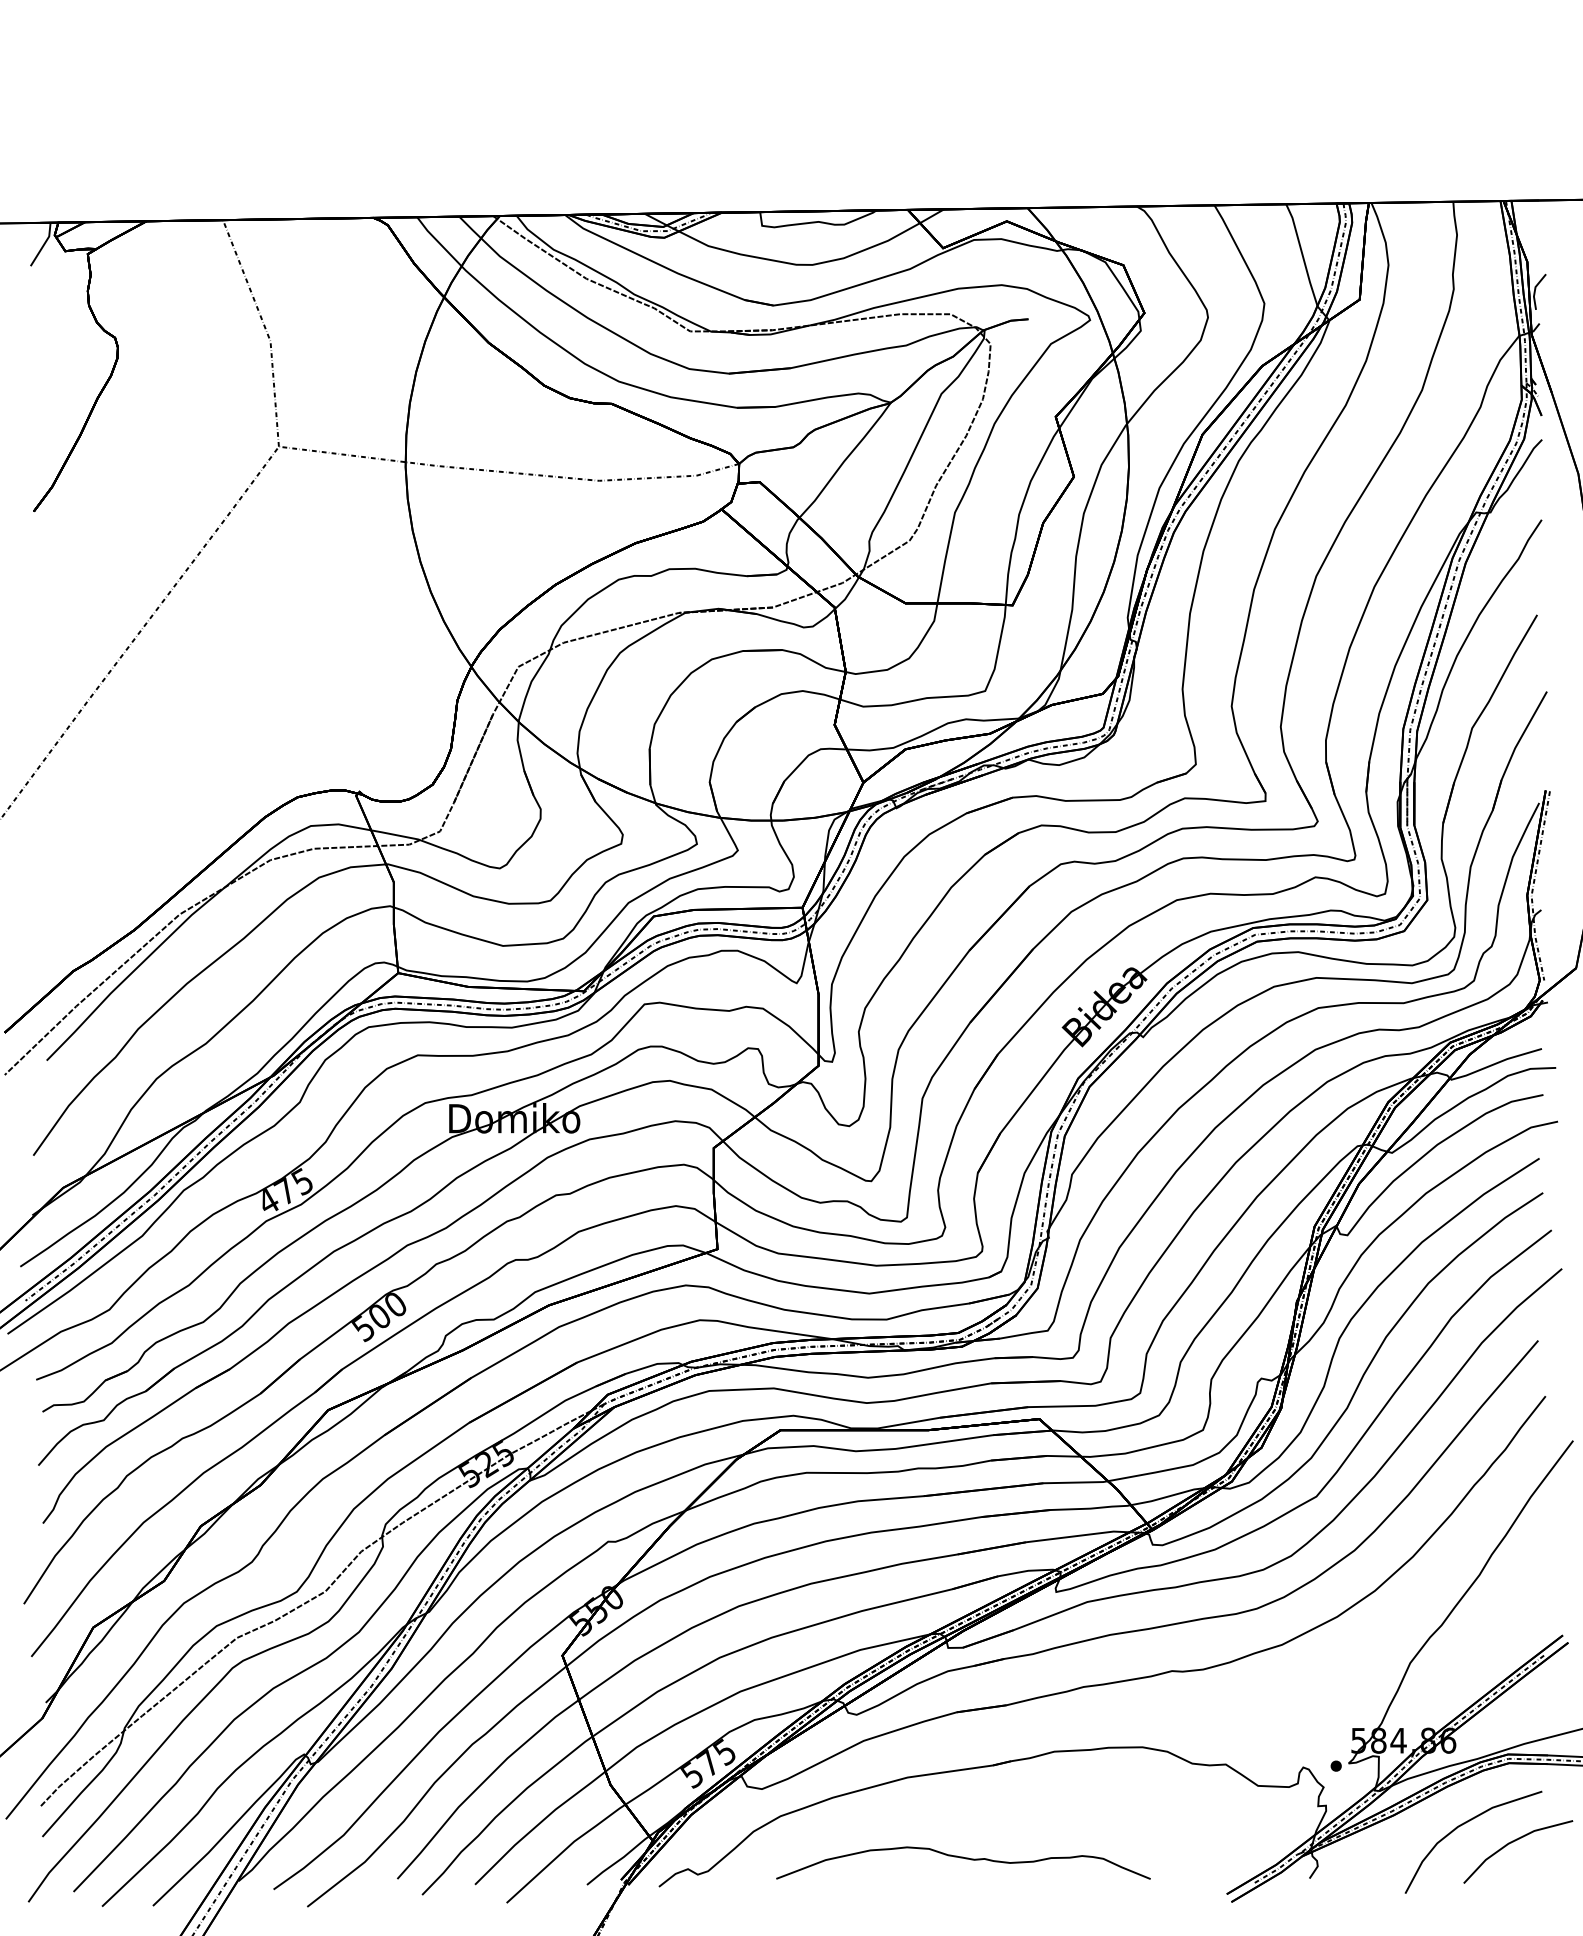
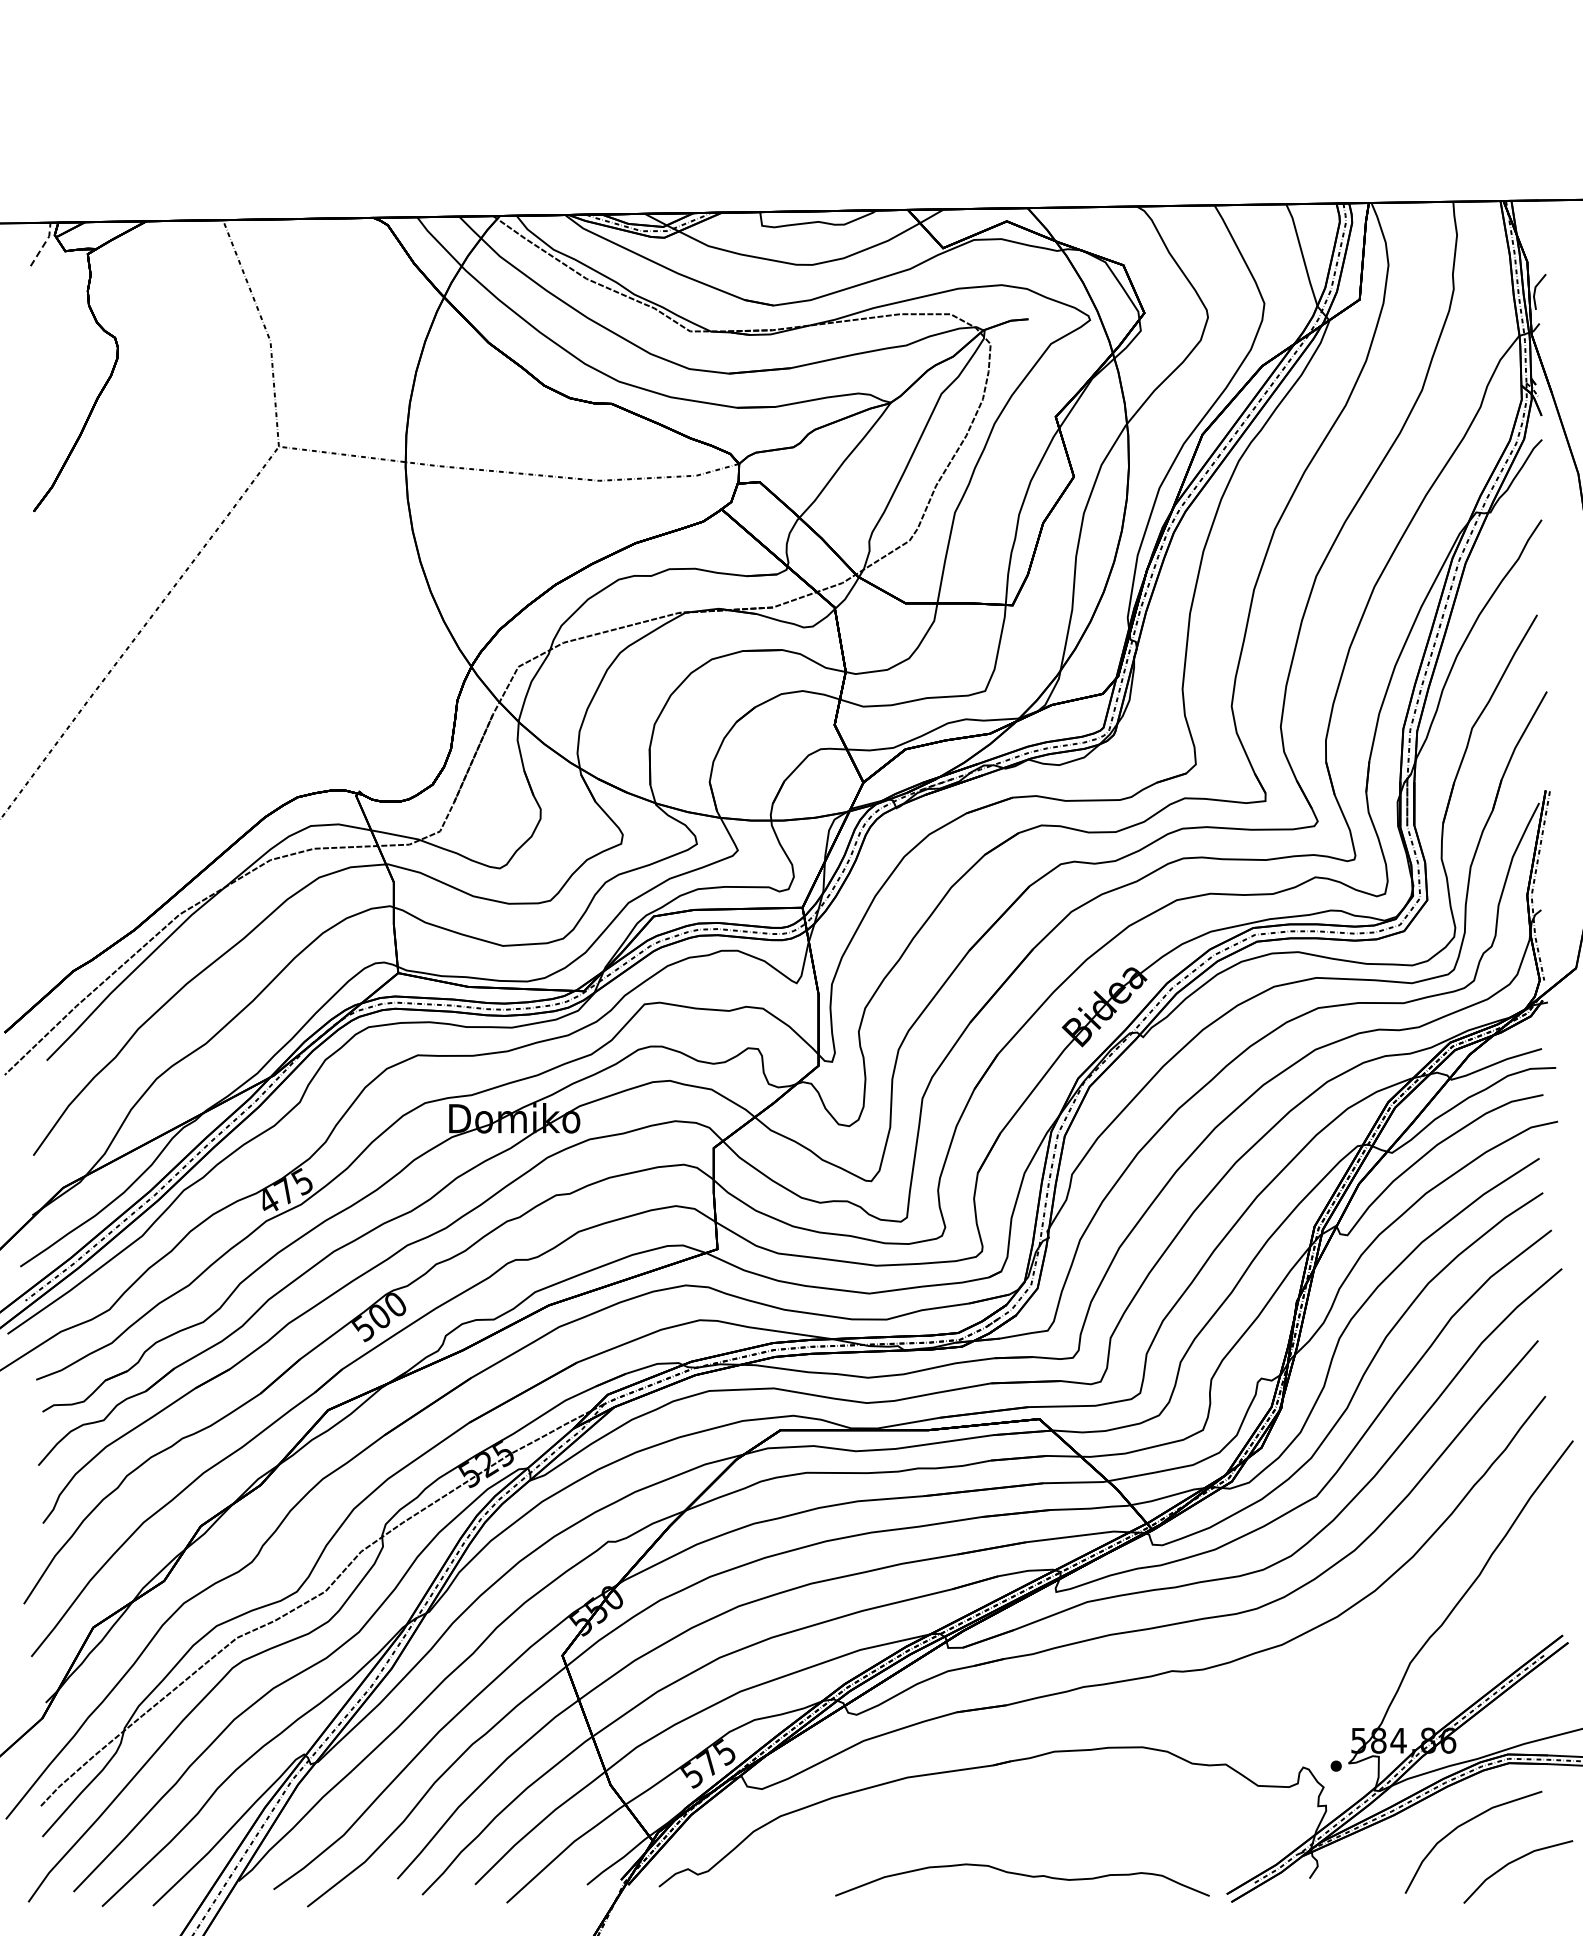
line: solid -> dashed (44, 243)
line position: (1513, 1842) -> (1513, 1862) (1513, 1862)
curve position: (965, 1859) -> (1024, 1876) (1024, 1876)
